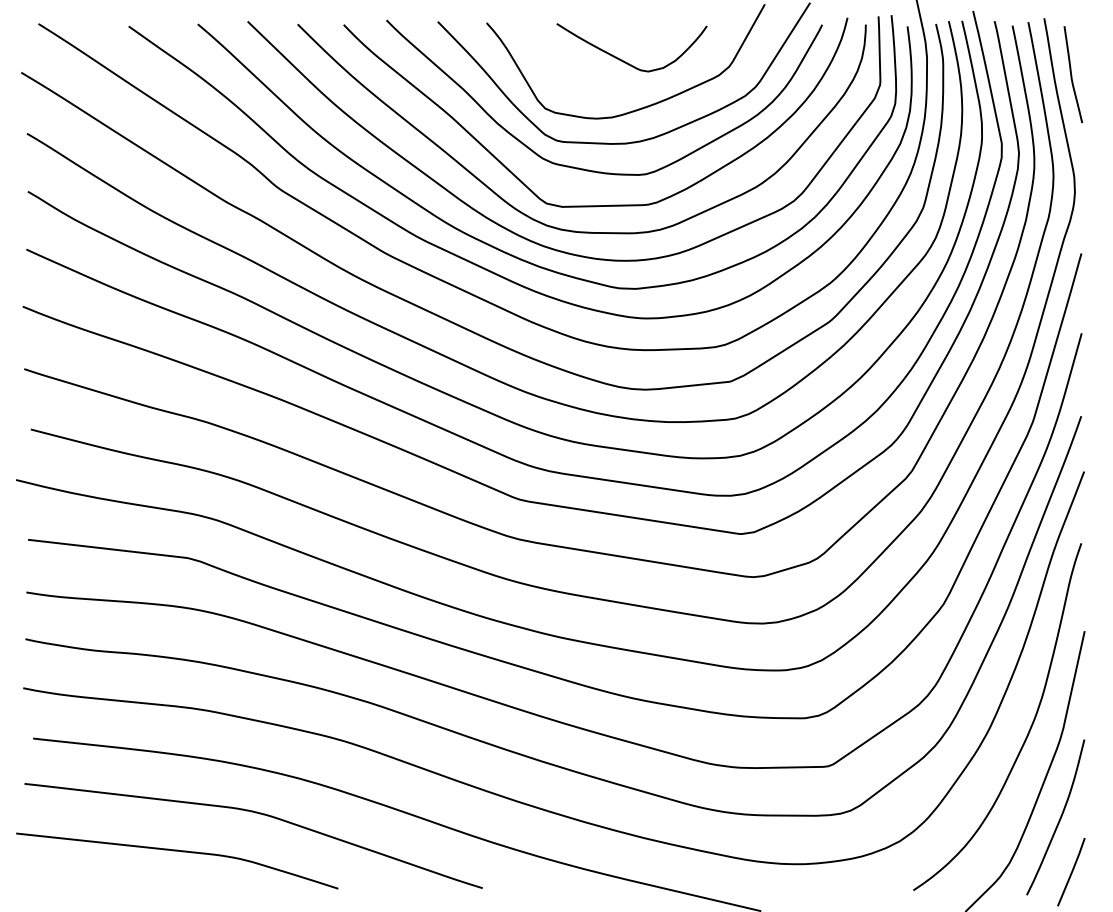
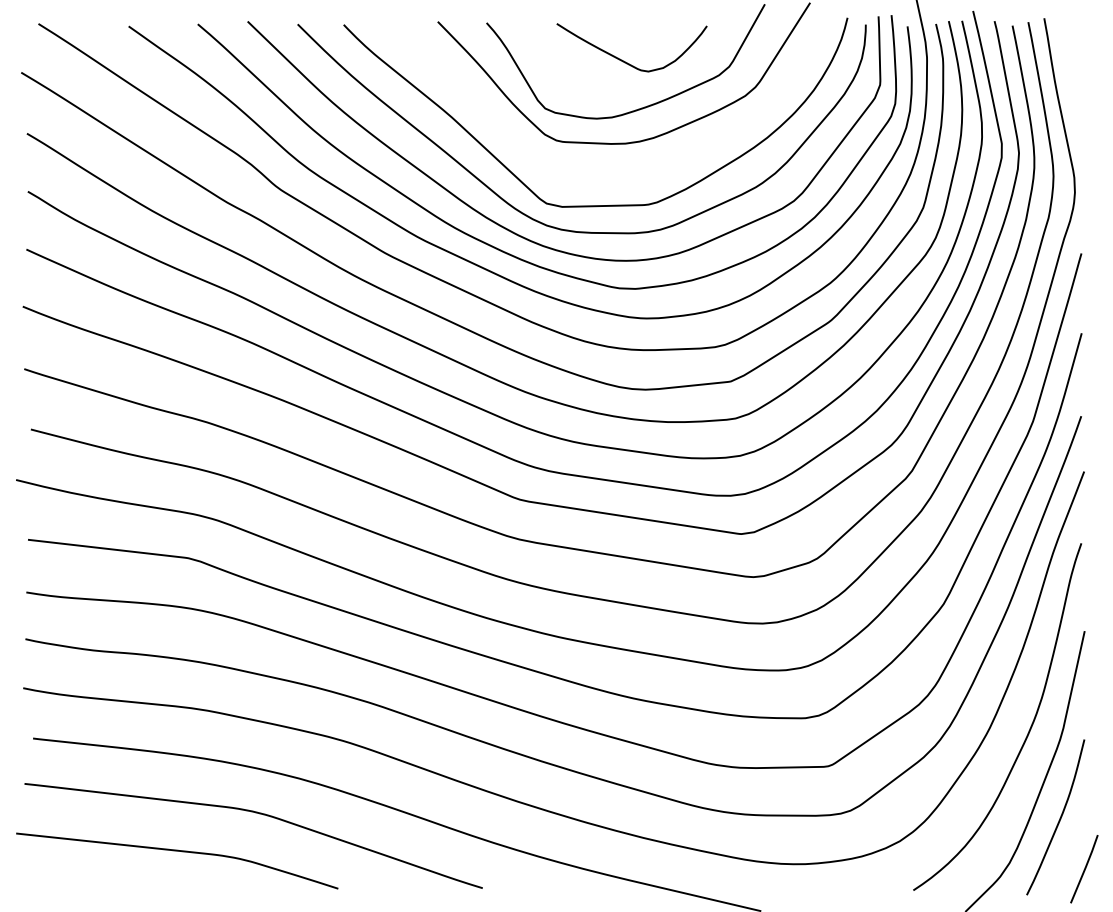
curve: present -> none (1071, 74)
curve: present -> none (589, 169)
line position: (1071, 872) -> (1084, 869) (1084, 869)
